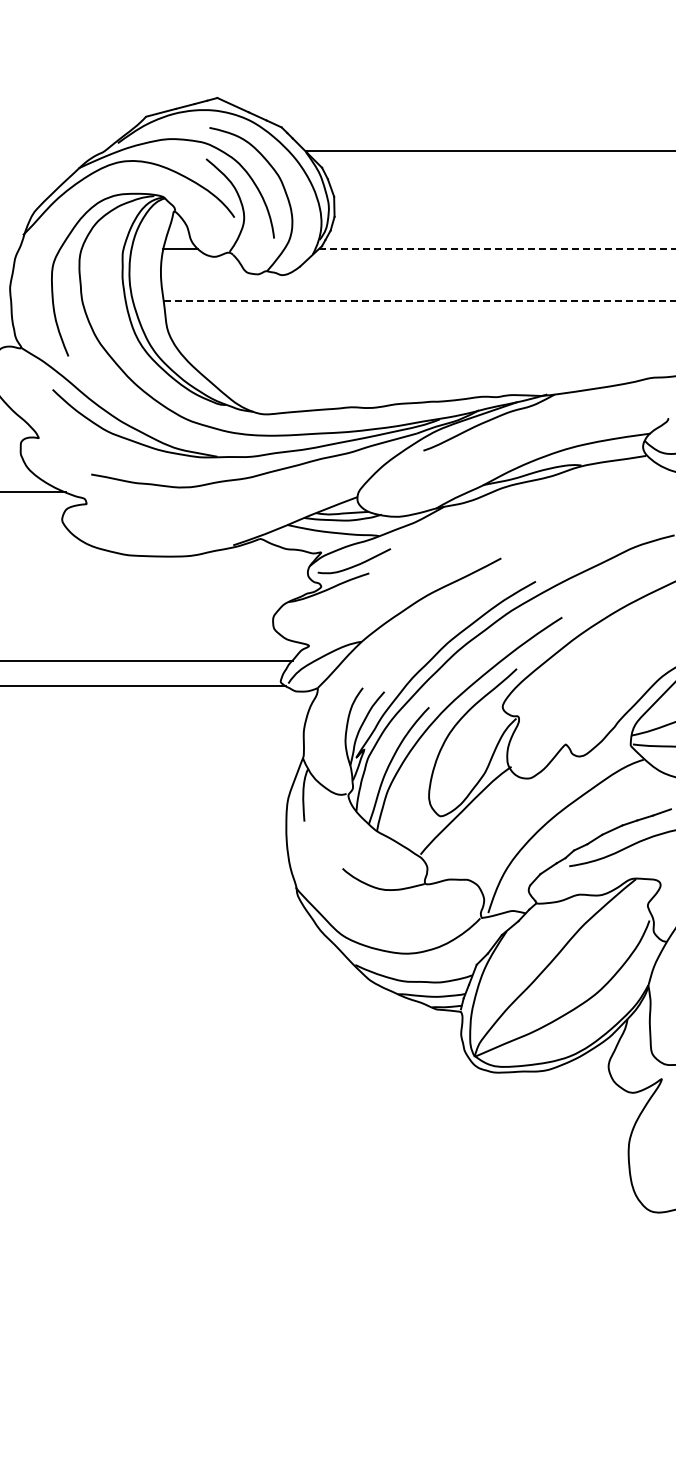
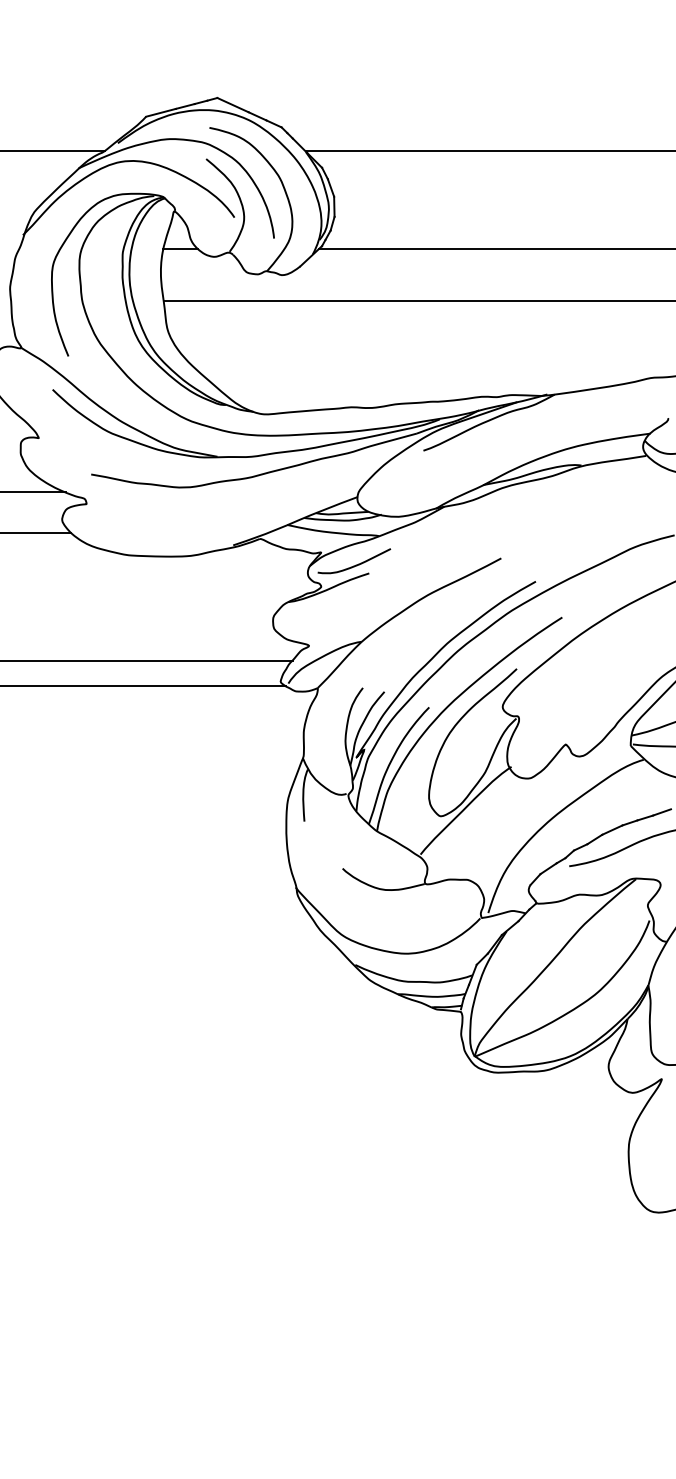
line: none -> present (53, 151)
line: dashed -> solid (497, 249)
line: dashed -> solid (419, 301)
line: none -> present (36, 533)
